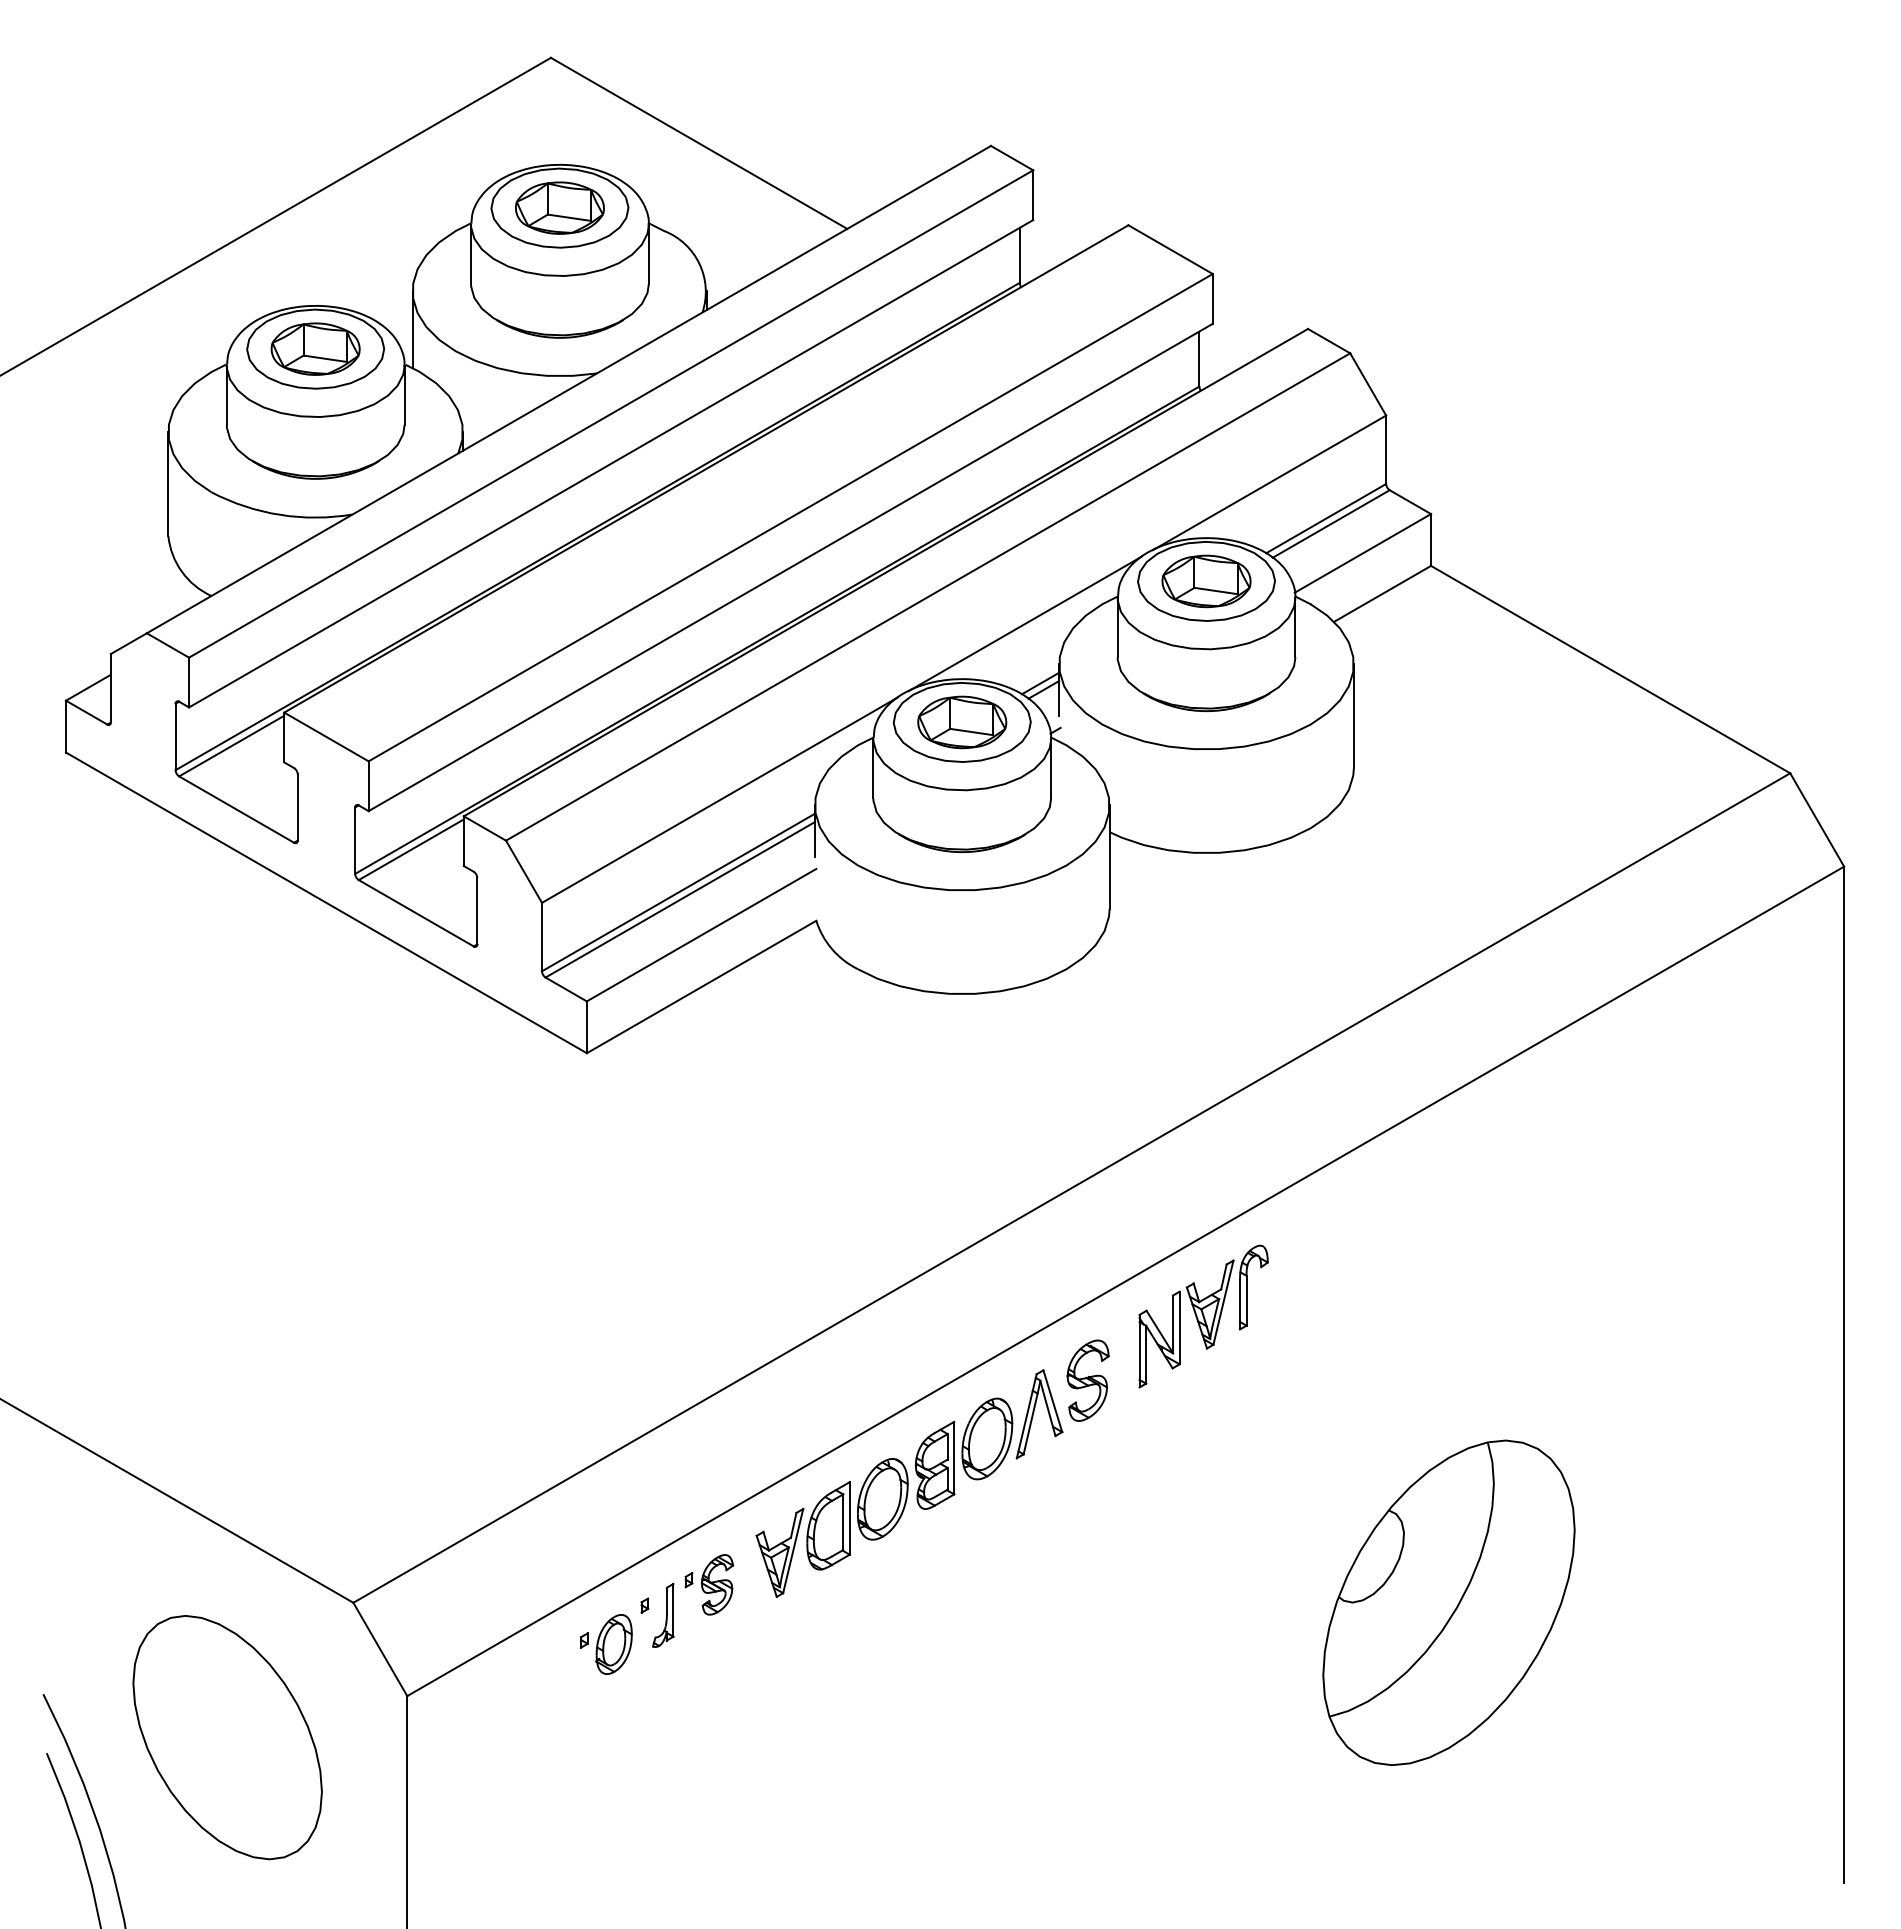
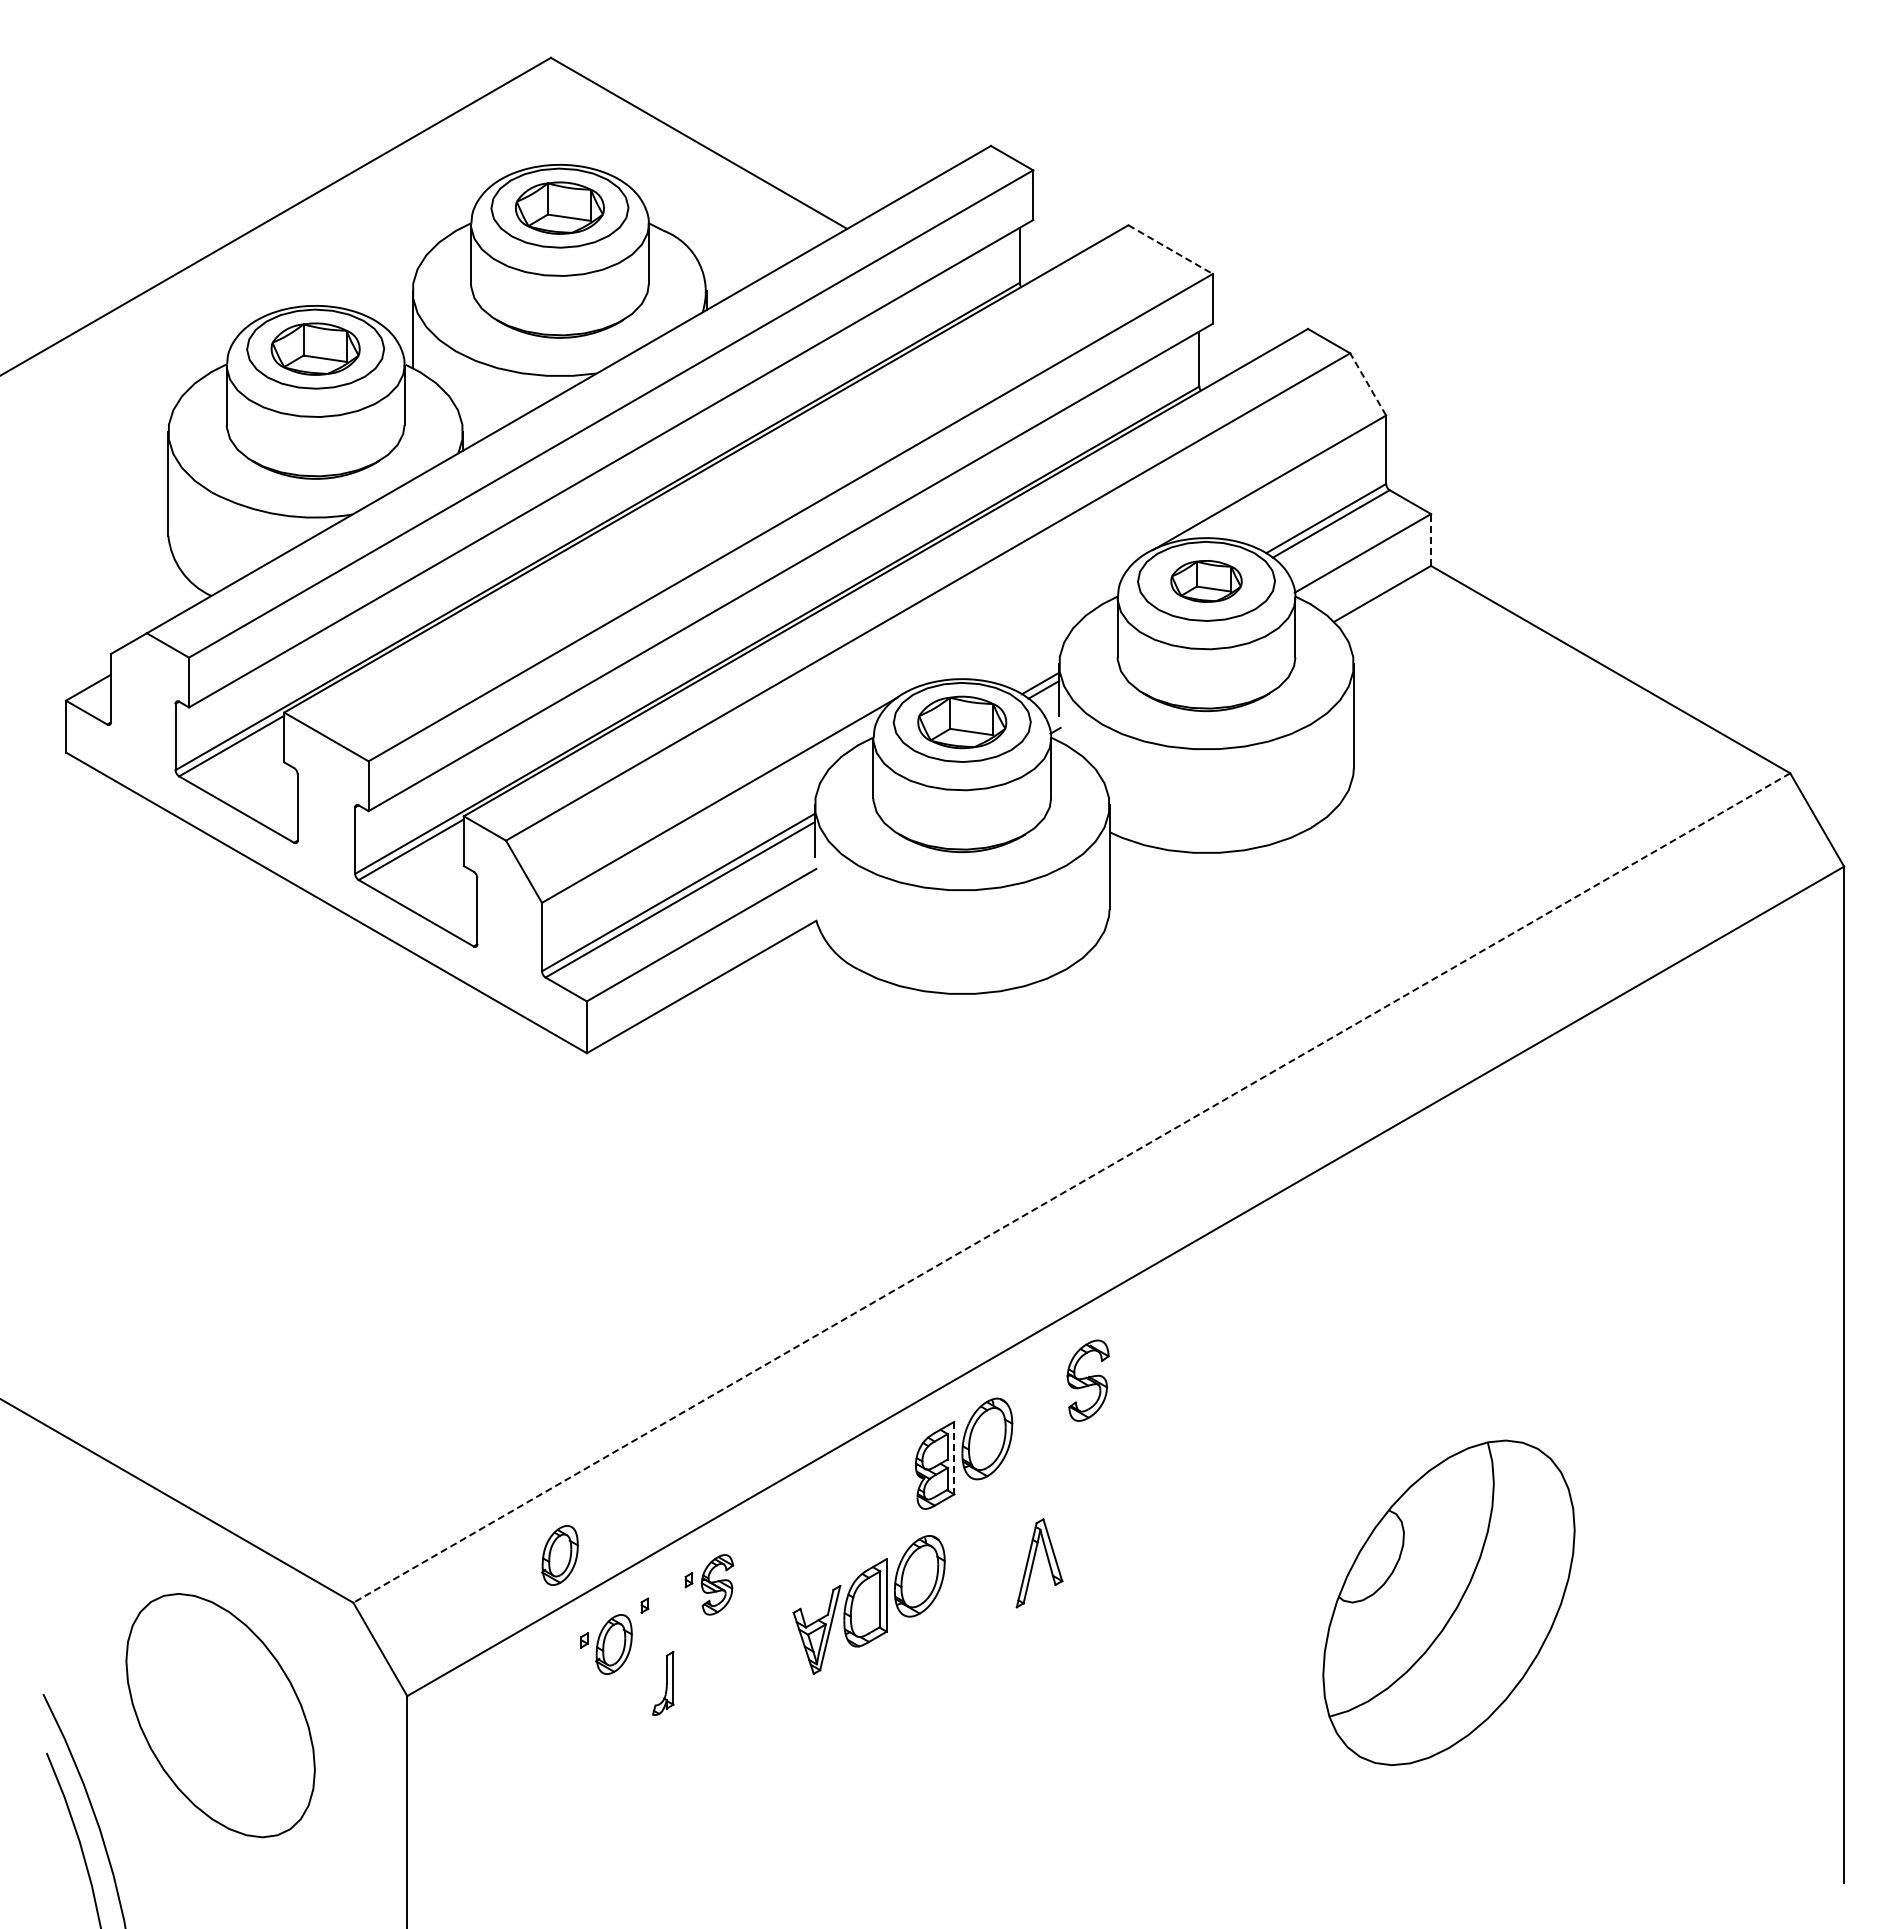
line: solid -> dashed (1170, 249)
line: solid -> dashed (1368, 384)
line: solid -> dashed (1431, 539)
part size: 91x55 px -> 73x43 px (1206, 581)
line: present -> none (1024, 623)
line: solid -> dashed (1071, 1188)
part: present -> none (1203, 1316)
part position: (1039, 1414) -> (1039, 1563) (1039, 1563)
line: solid -> dashed (954, 1458)
part position: (831, 1527) -> (868, 1604) (868, 1604)
part: none -> present (559, 1555)
part position: (663, 1614) -> (663, 1682) (663, 1682)
part position: (227, 1737) -> (220, 1715) (220, 1715)
